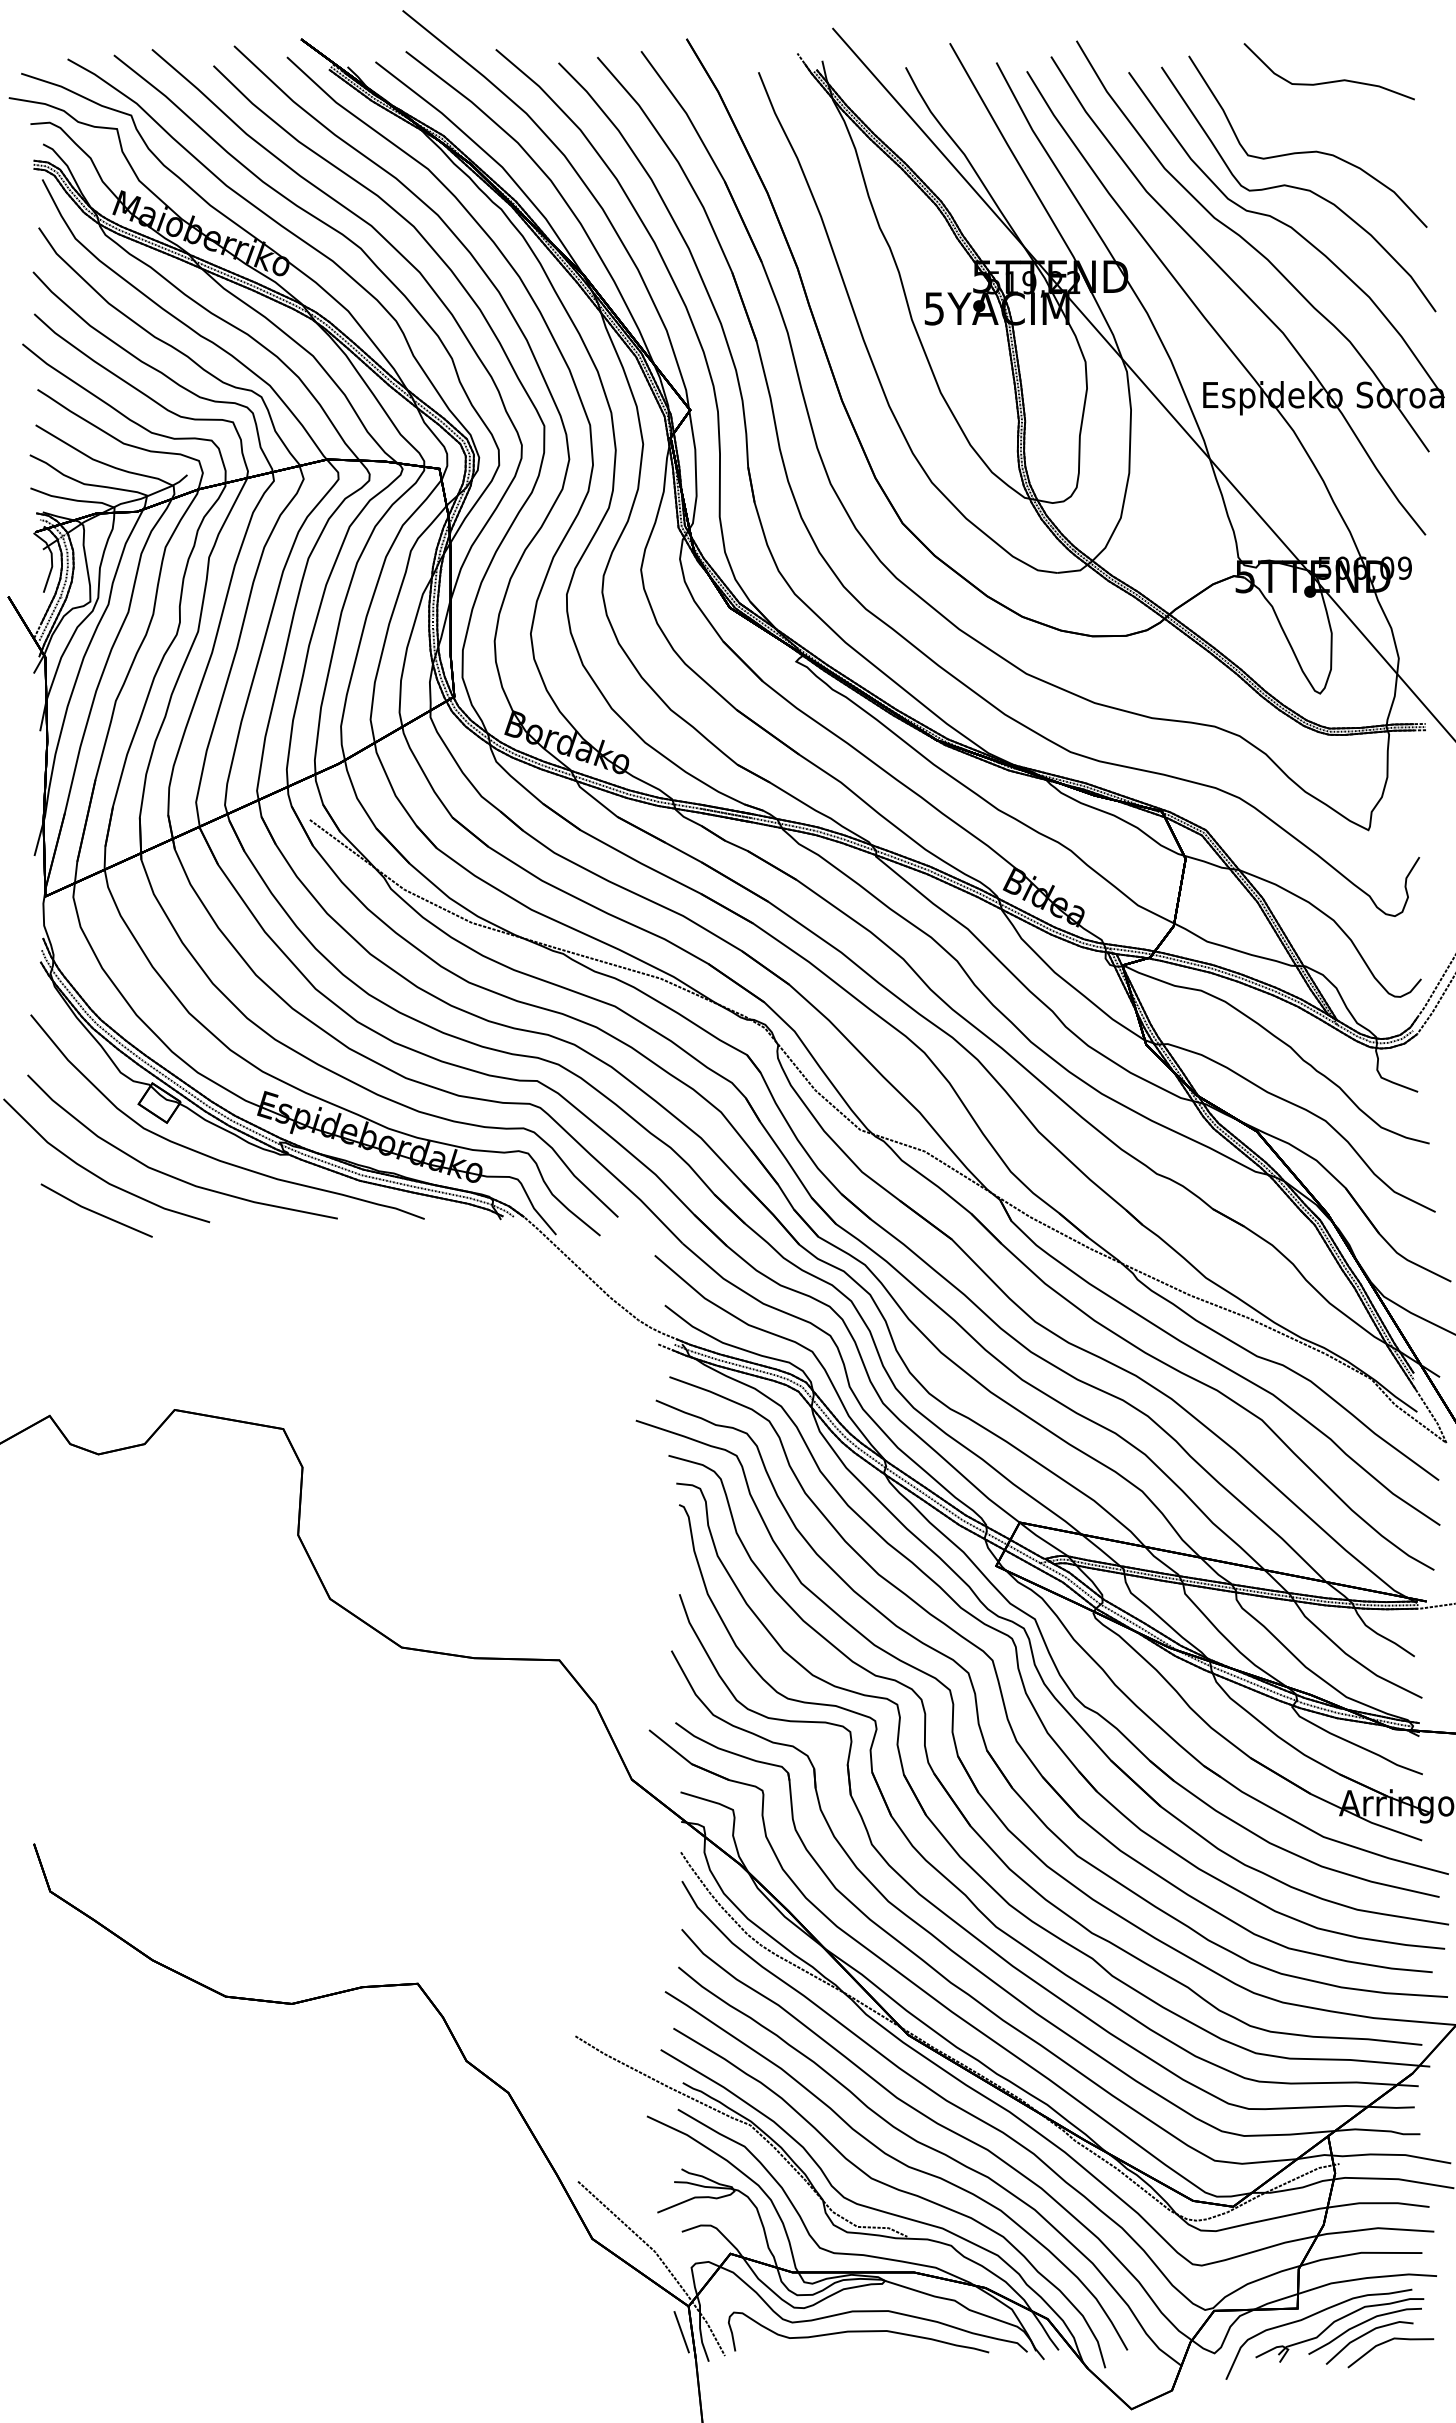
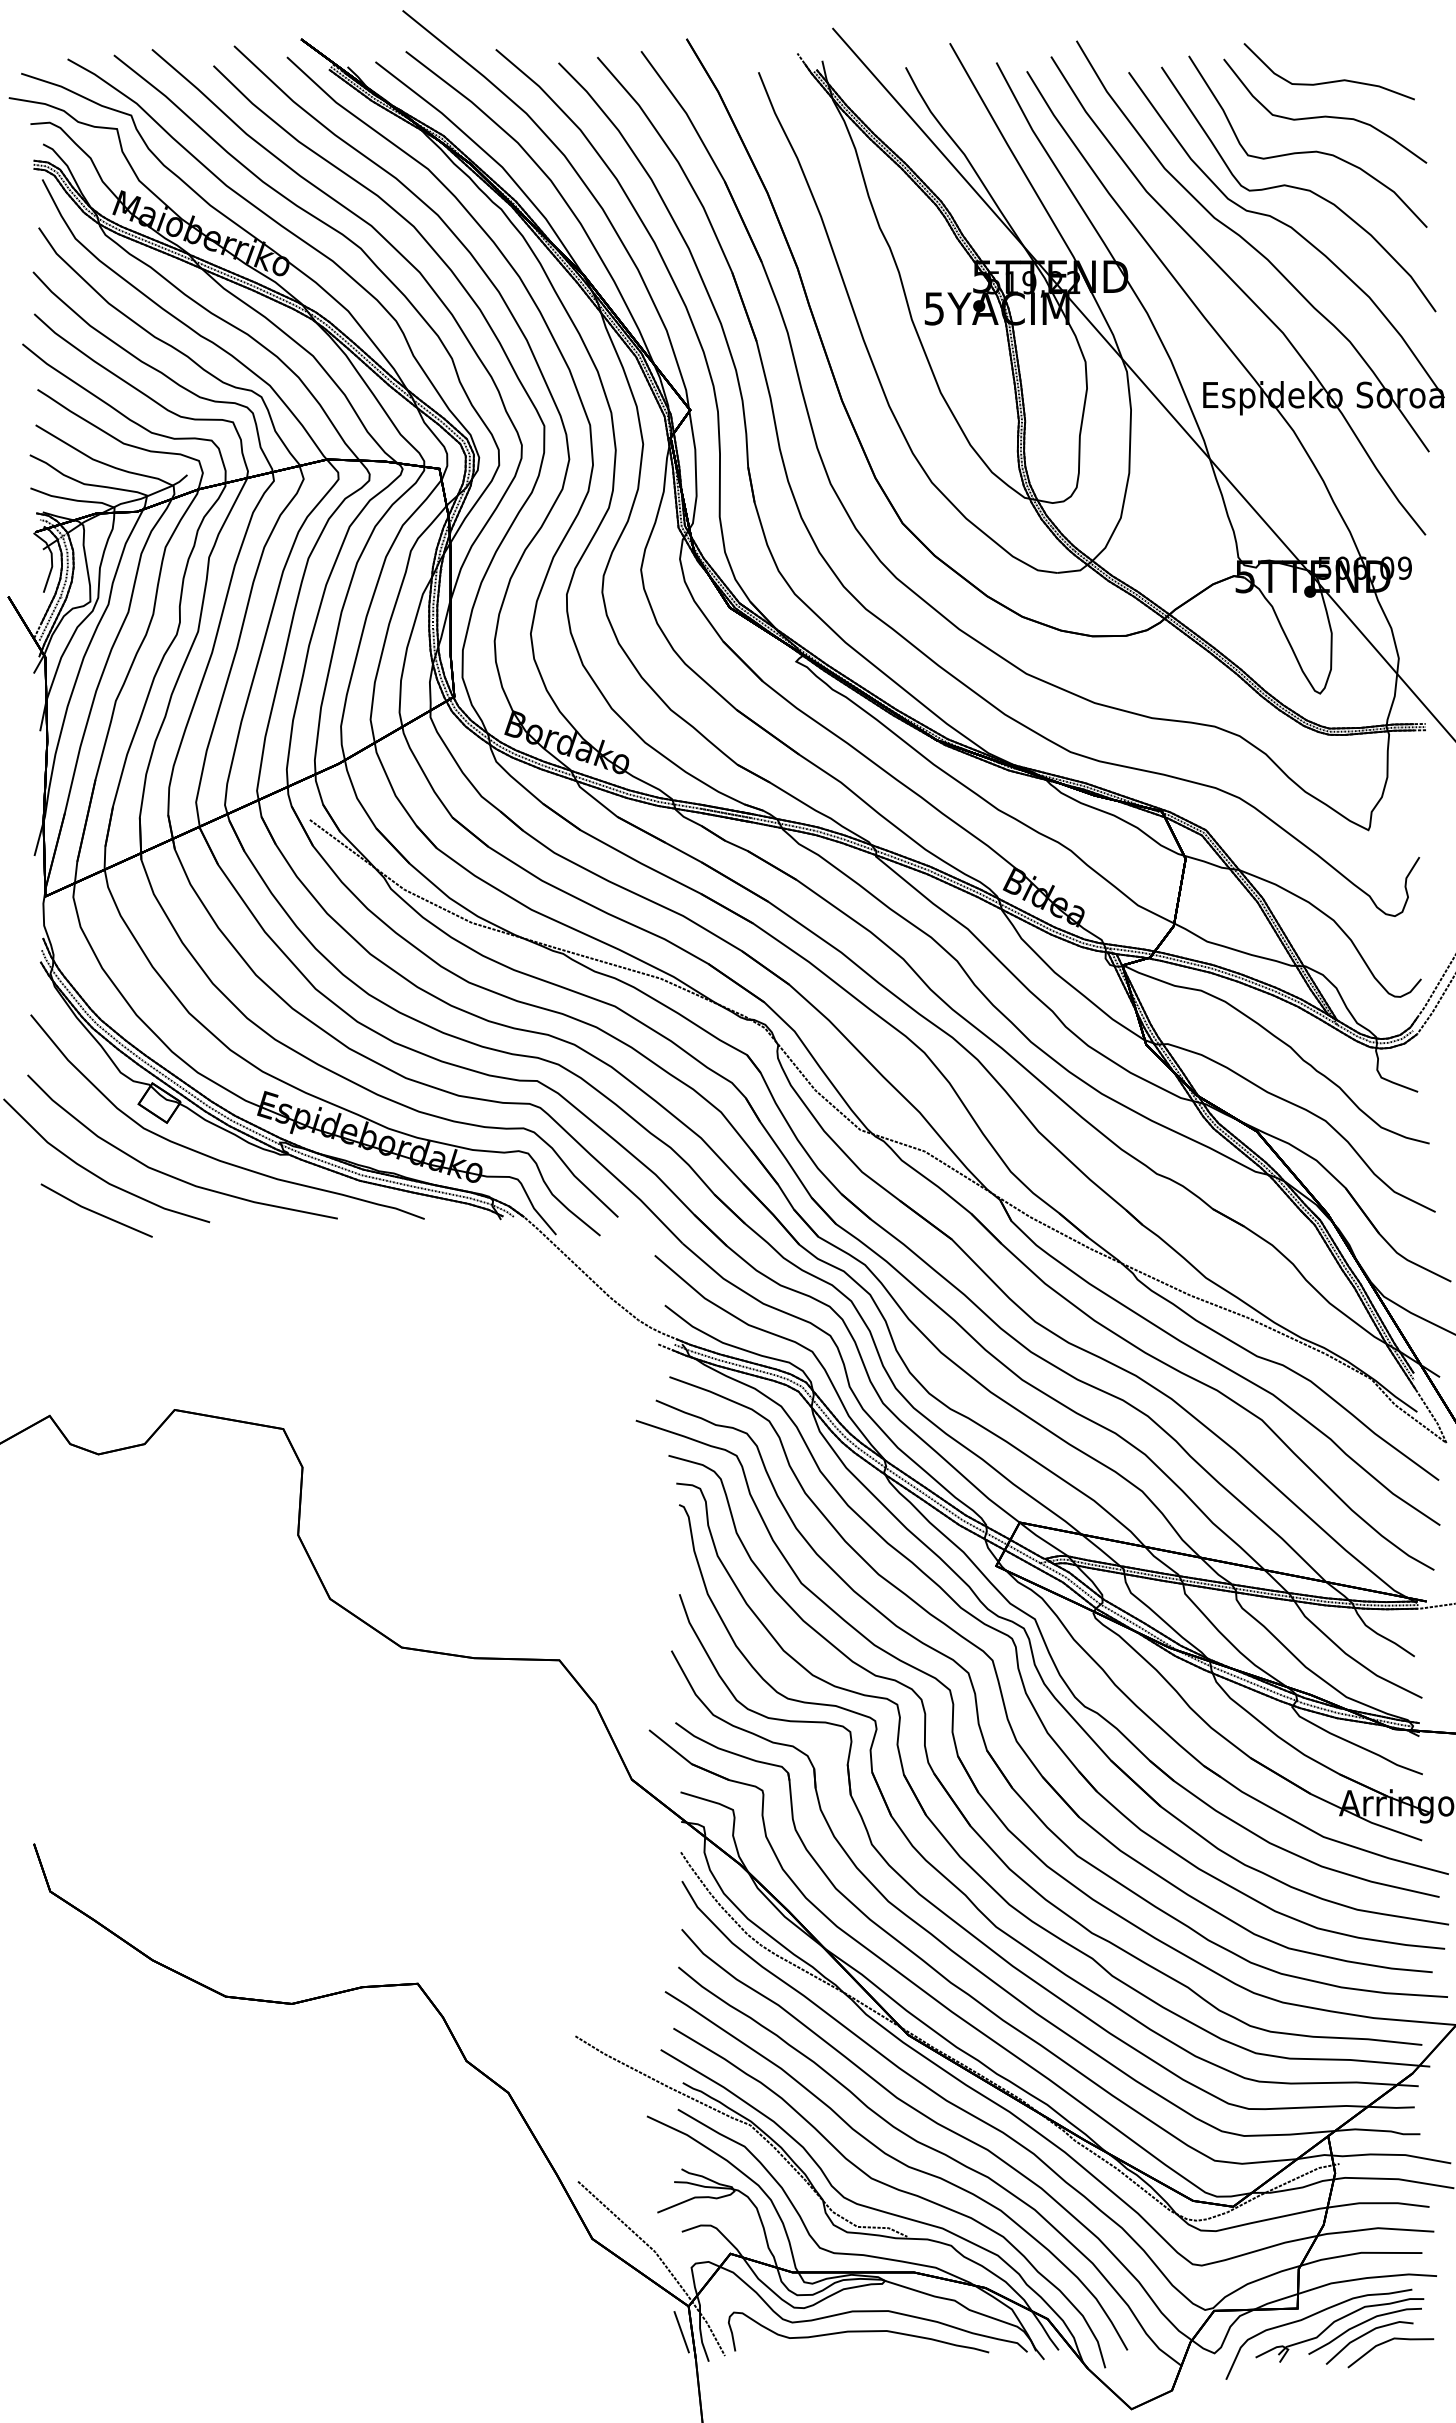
curve: none -> present (1325, 115)
